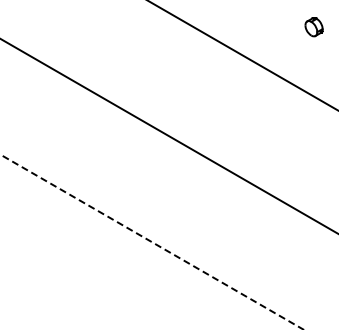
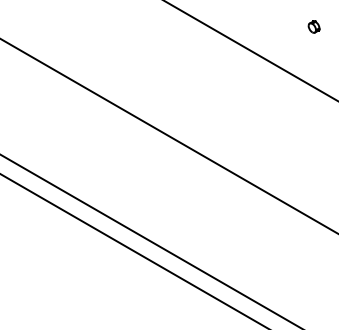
part size: 20x21 px -> 14x14 px (313, 26)
line position: (242, 55) -> (250, 50) (250, 50)
line: dashed -> solid (152, 242)
line: none -> present (133, 250)
